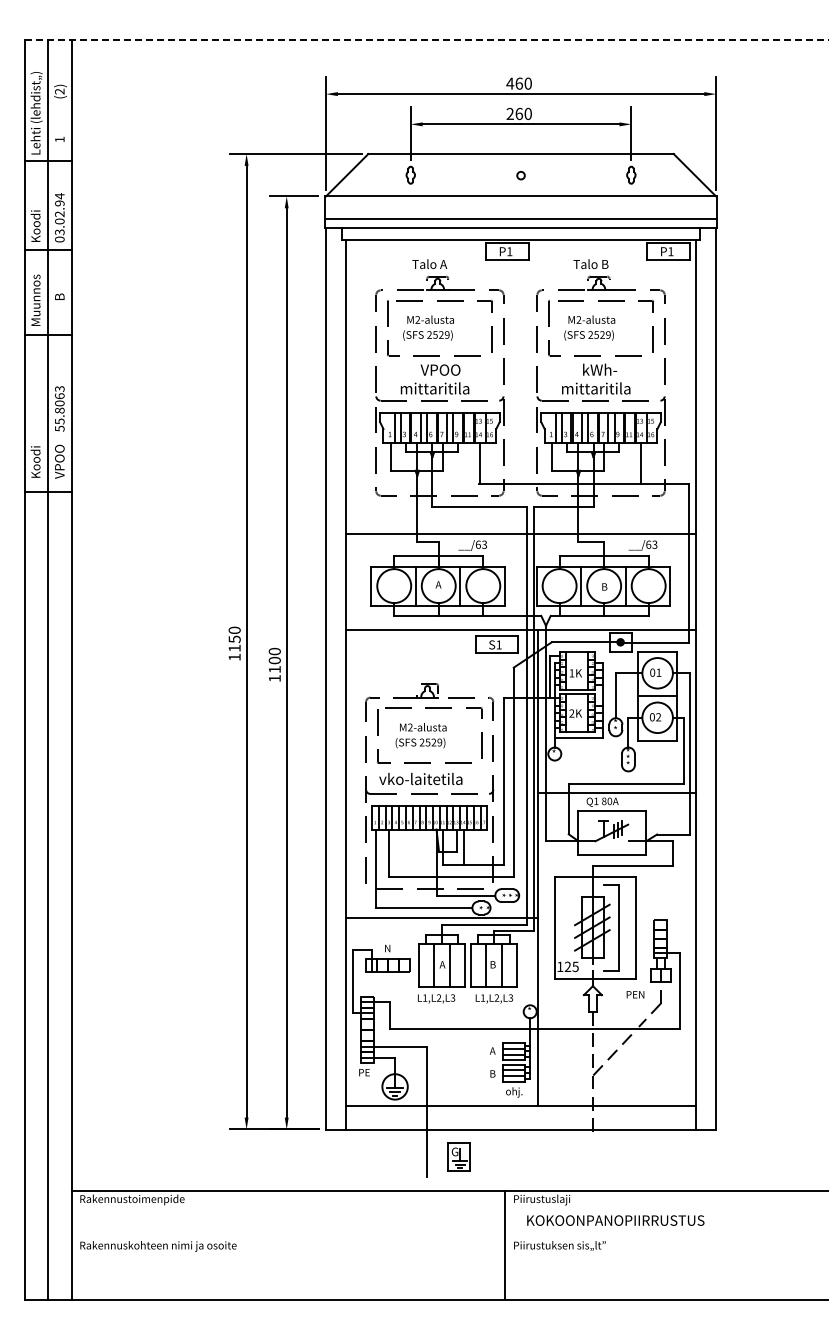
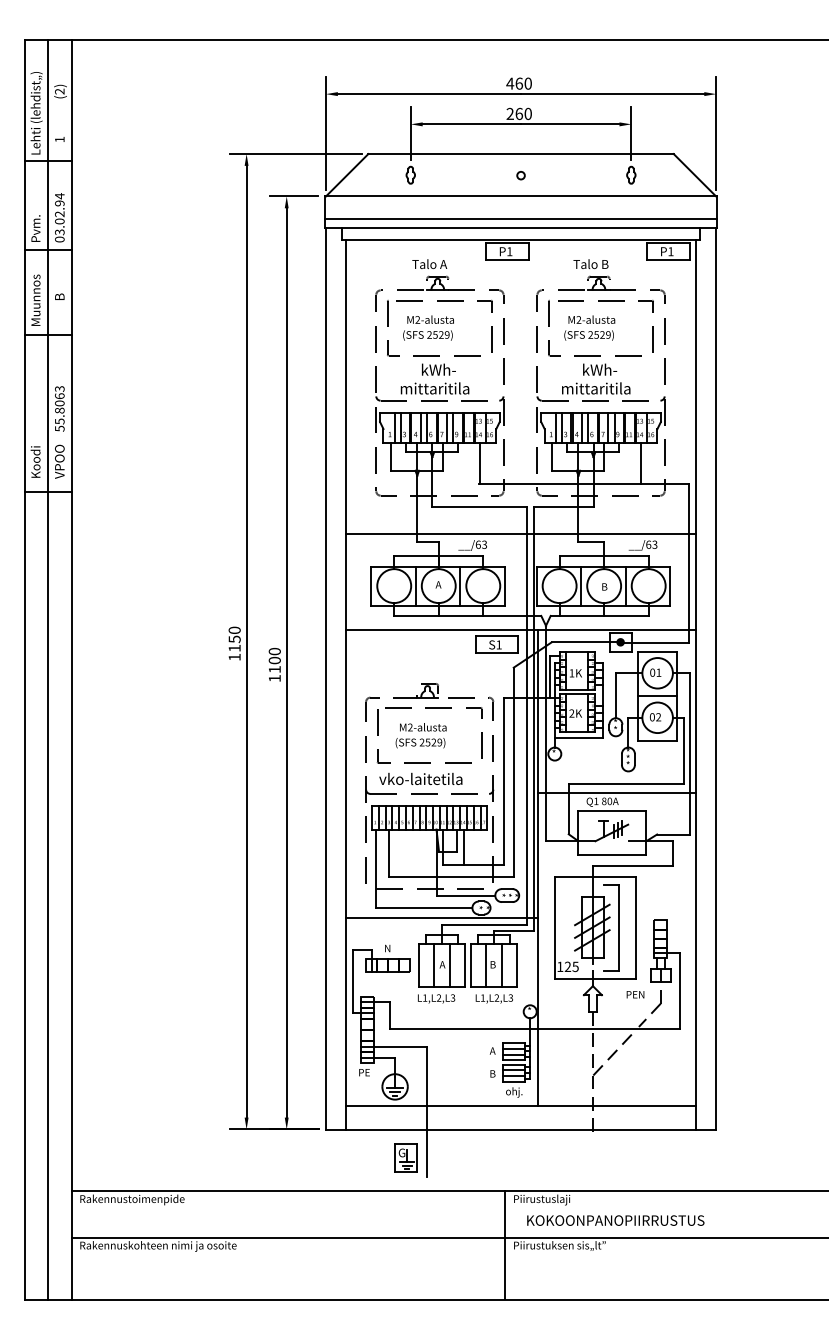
line: dashed -> solid (426, 40)
text: Koodi -> Pvm. (35, 225)
text: VPOO -> kWh- (440, 369)
part position: (458, 1156) -> (405, 1157) (405, 1157)
line: none -> present (448, 1237)
